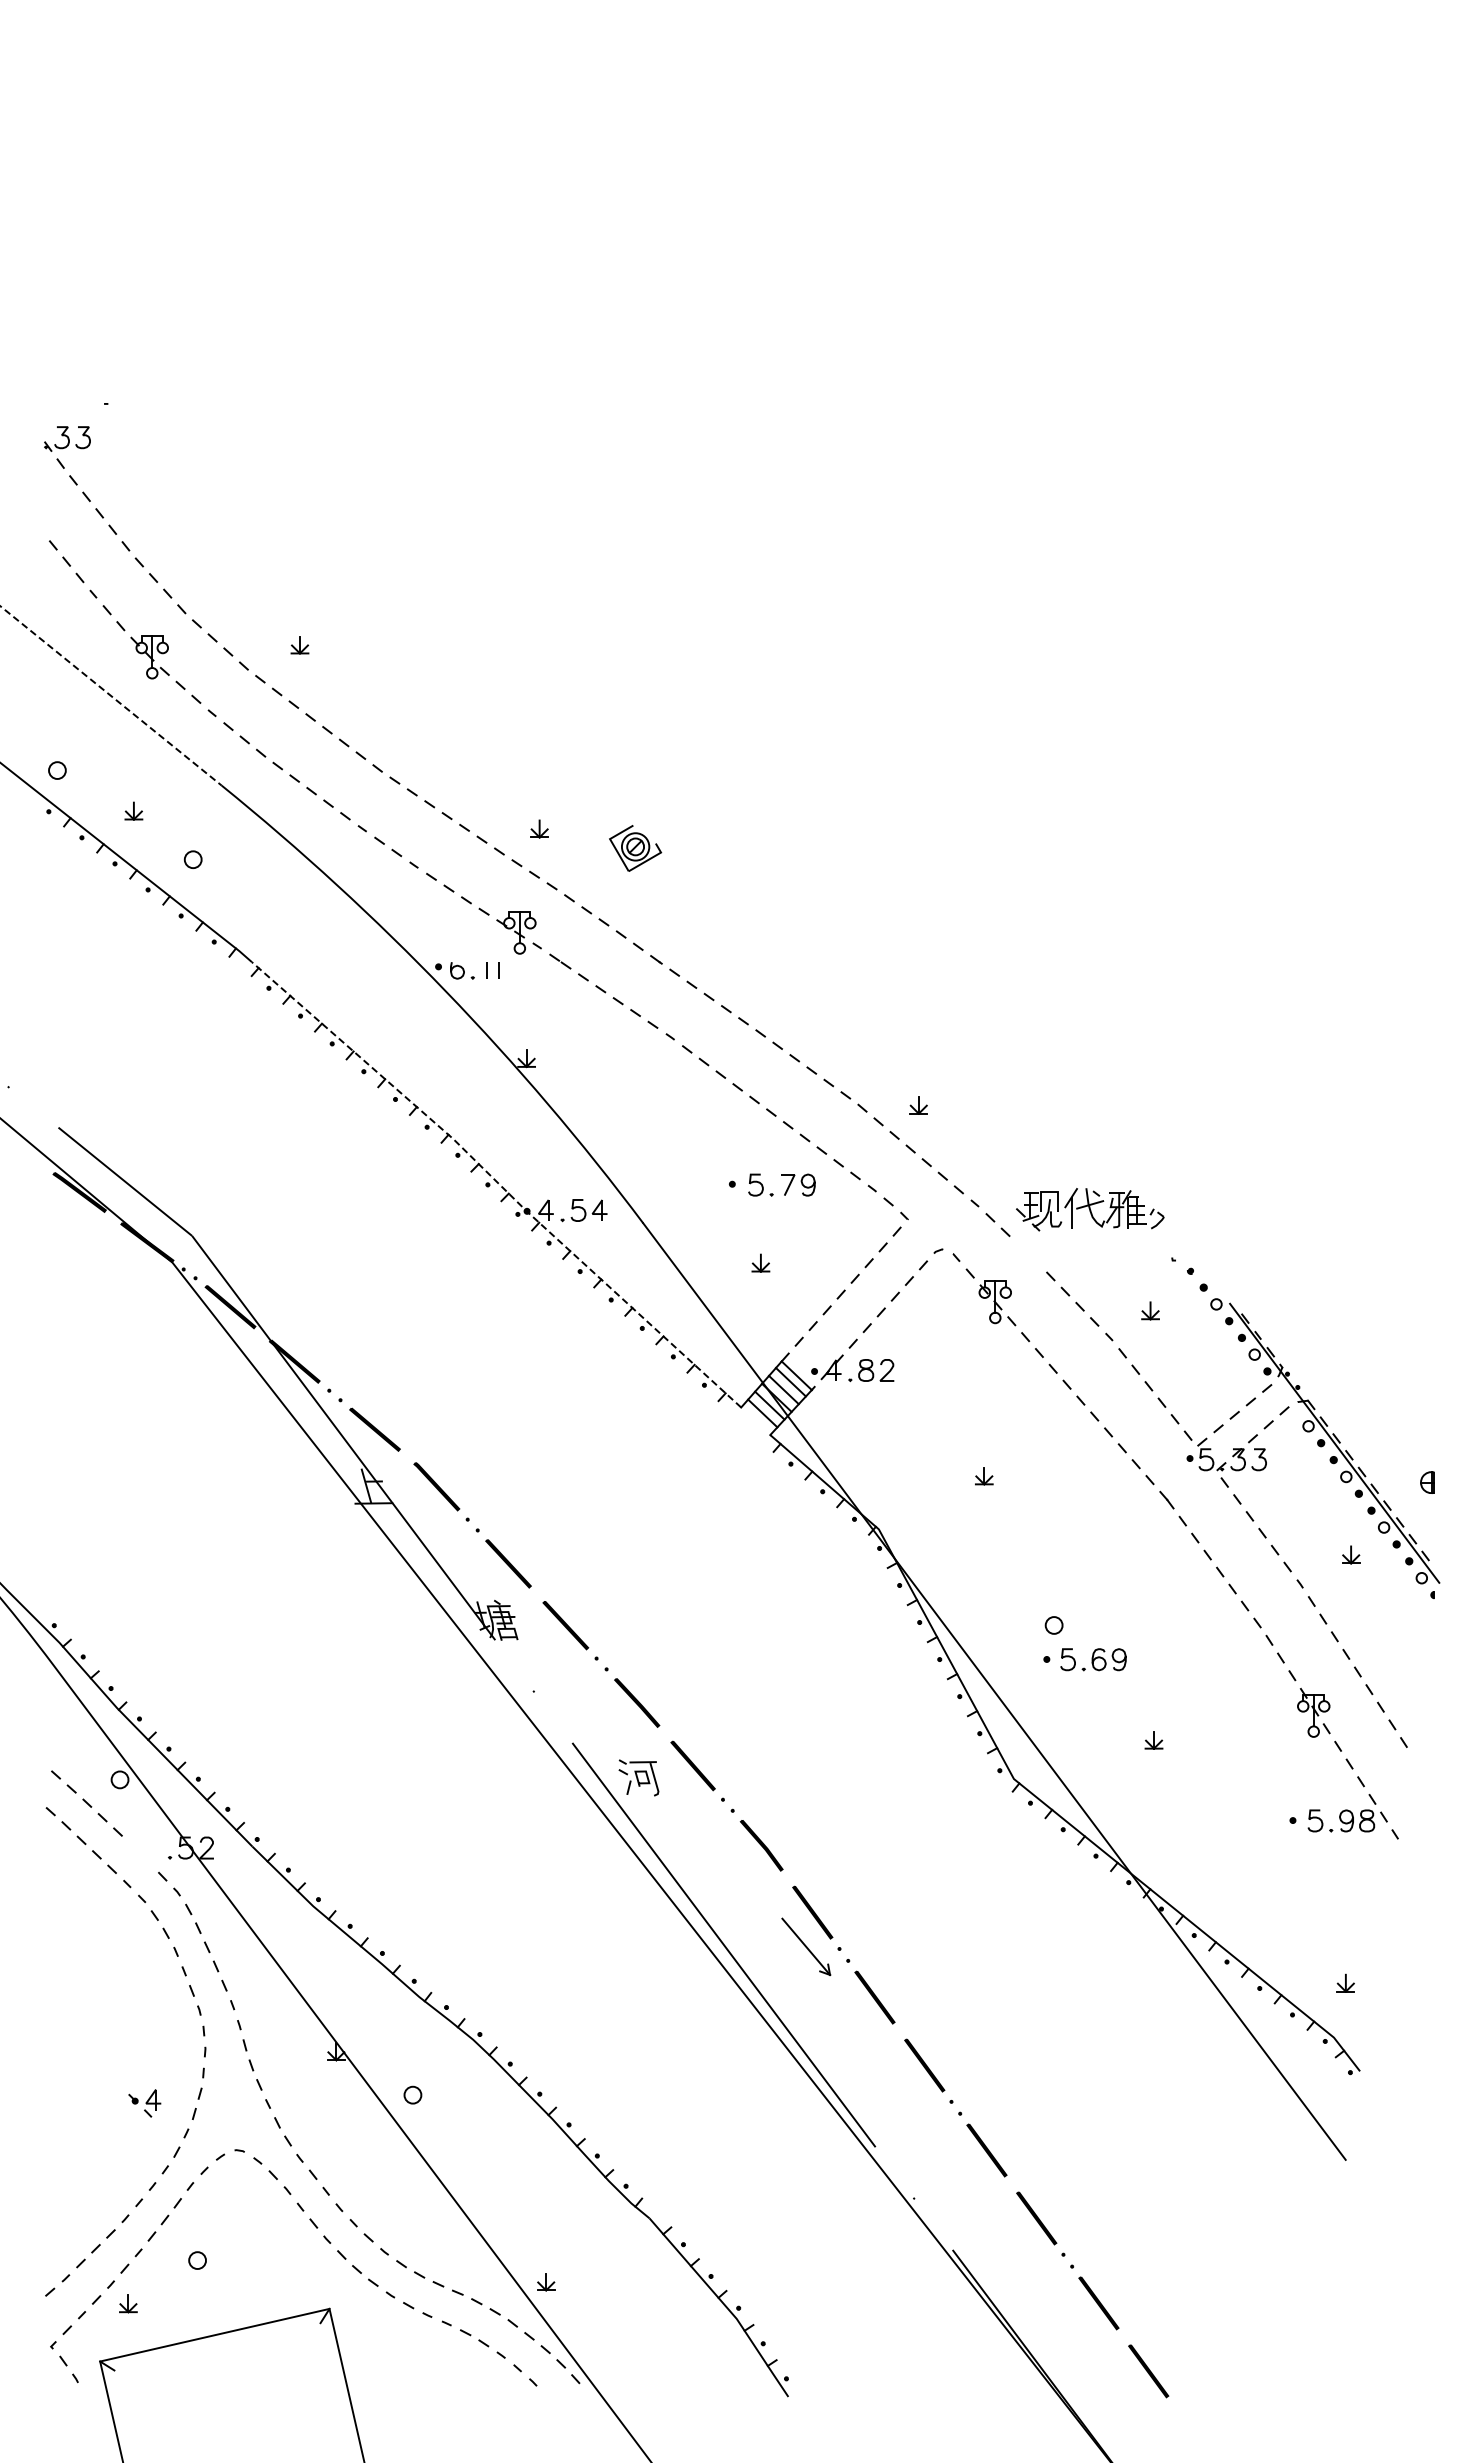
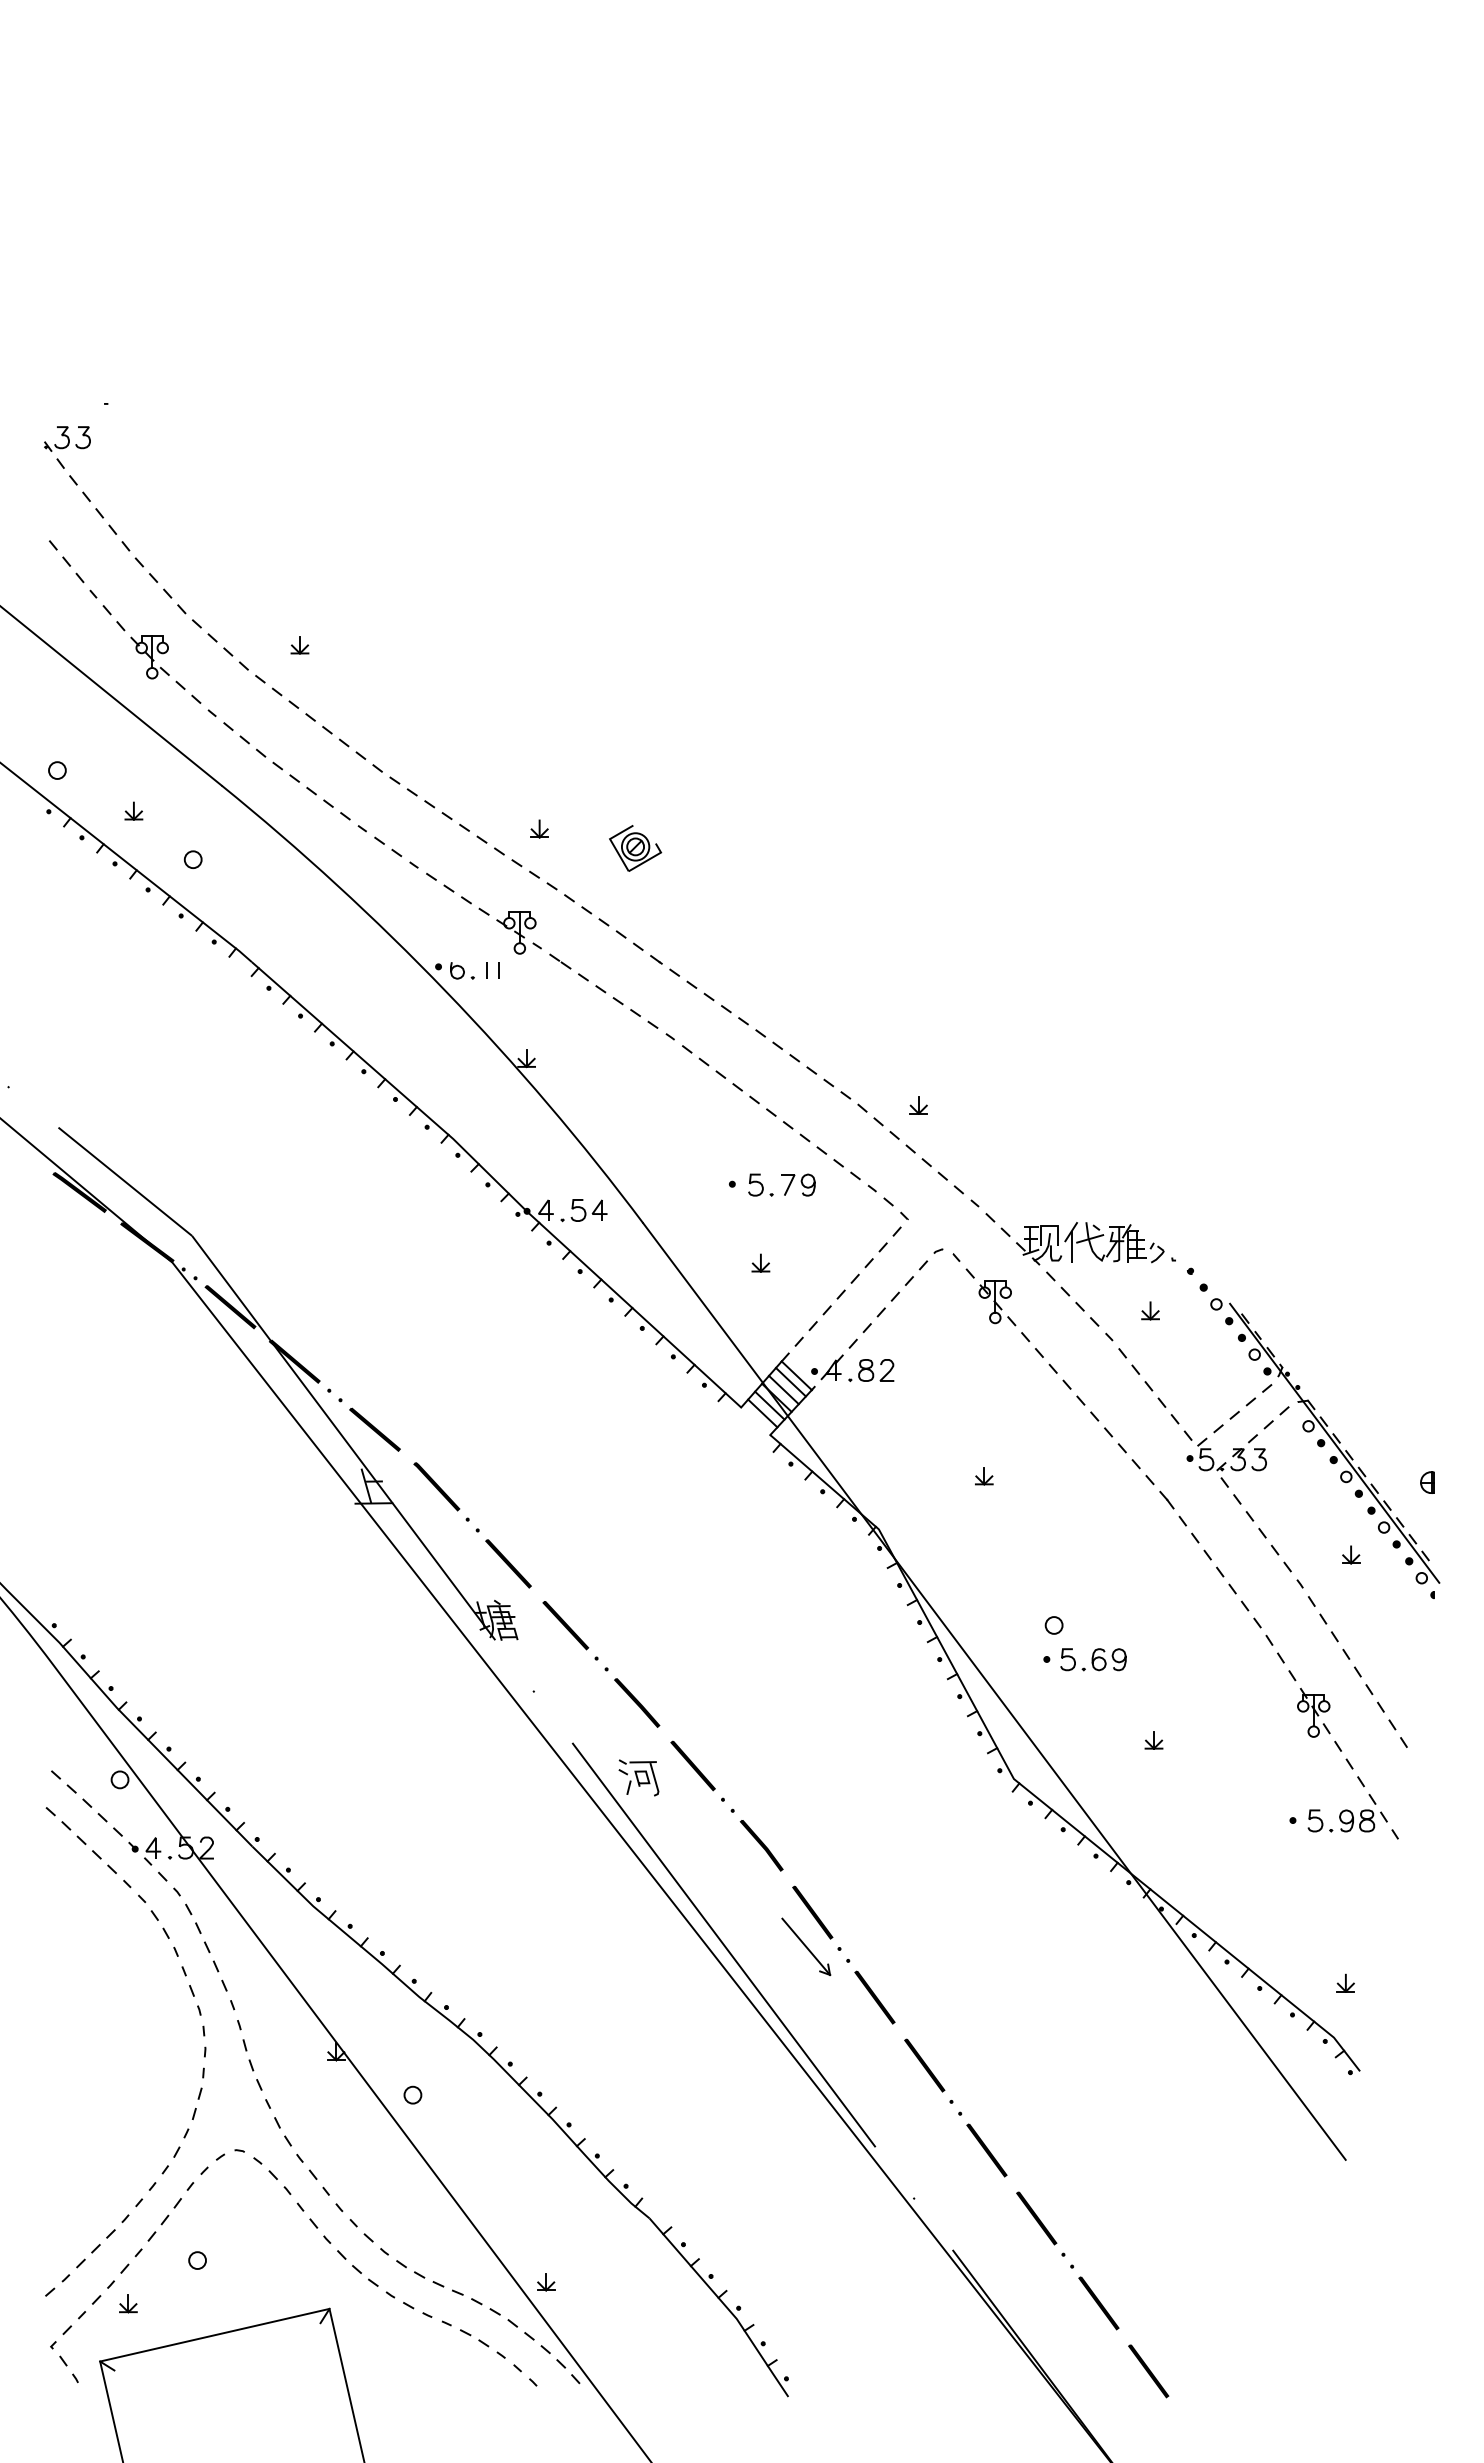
line: dashed -> solid (111, 696)
line: dashed -> solid (498, 1183)
part position: (1090, 1209) -> (1090, 1243) (1090, 1243)
part position: (144, 2103) -> (144, 1851) (144, 1851)
